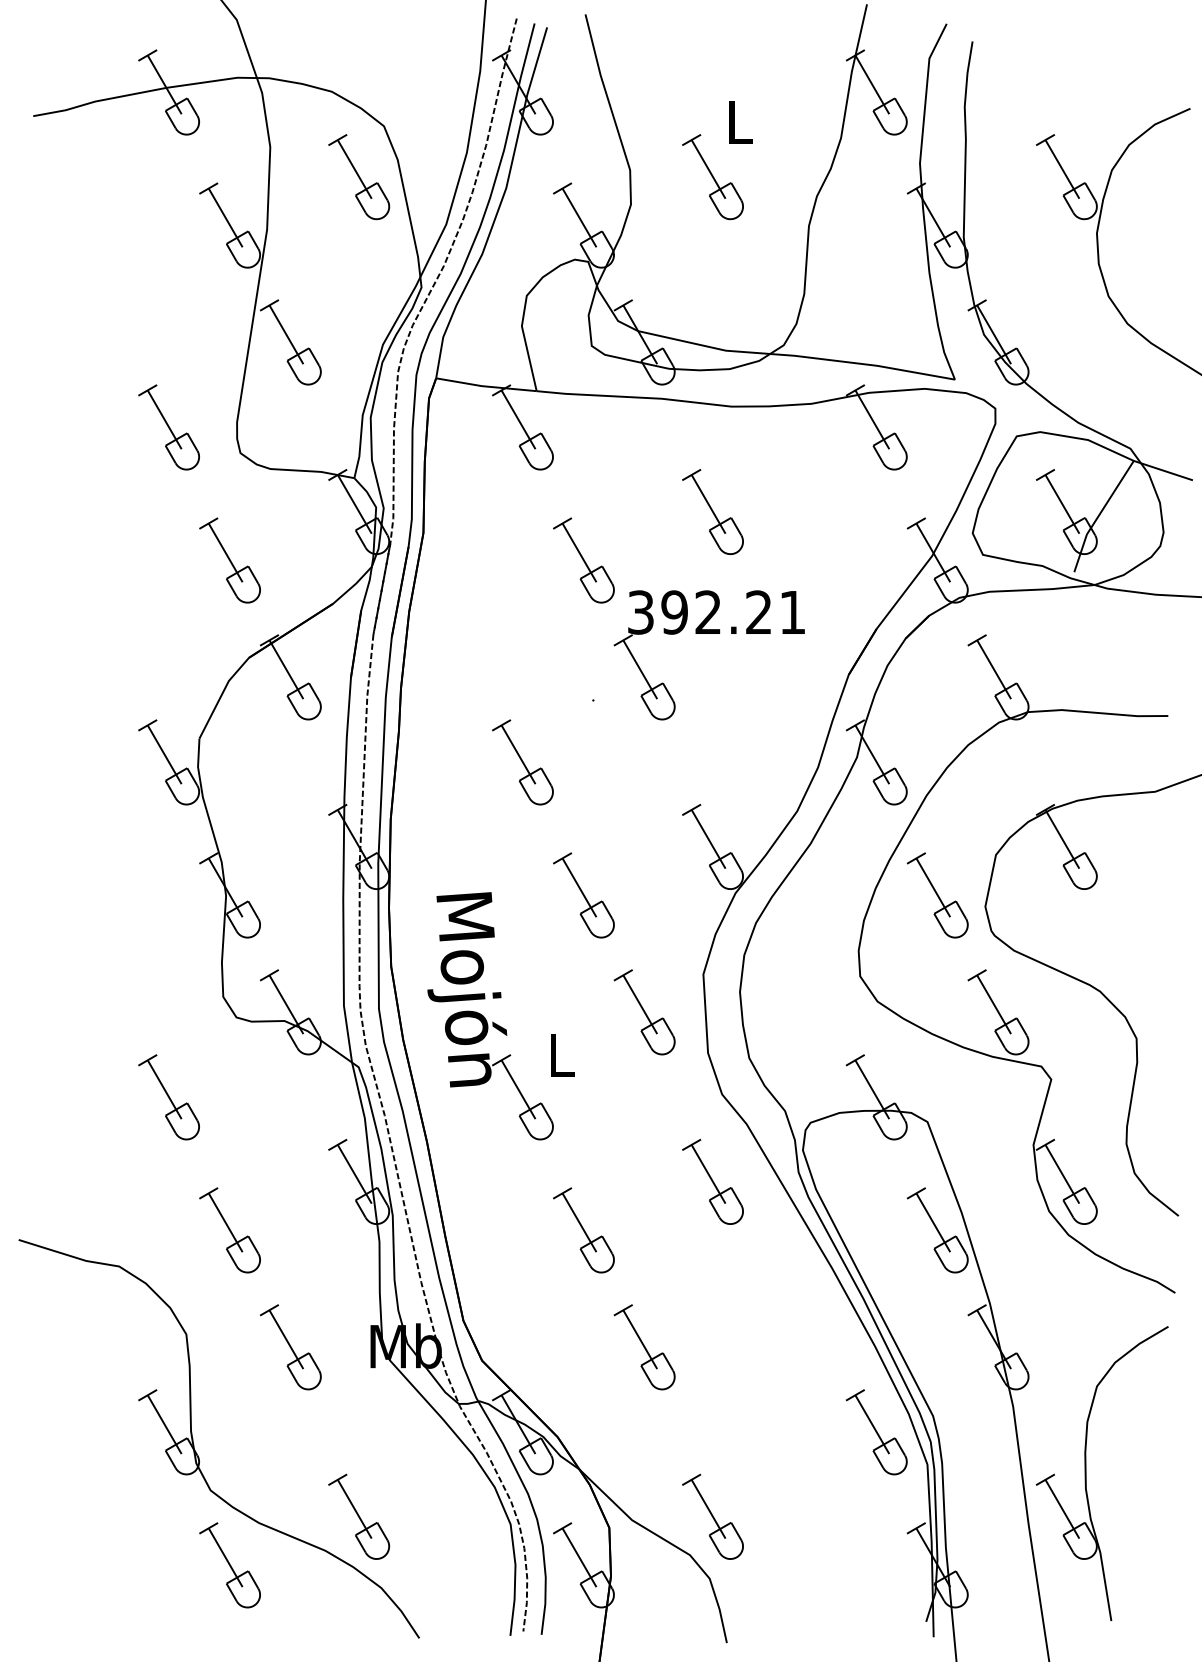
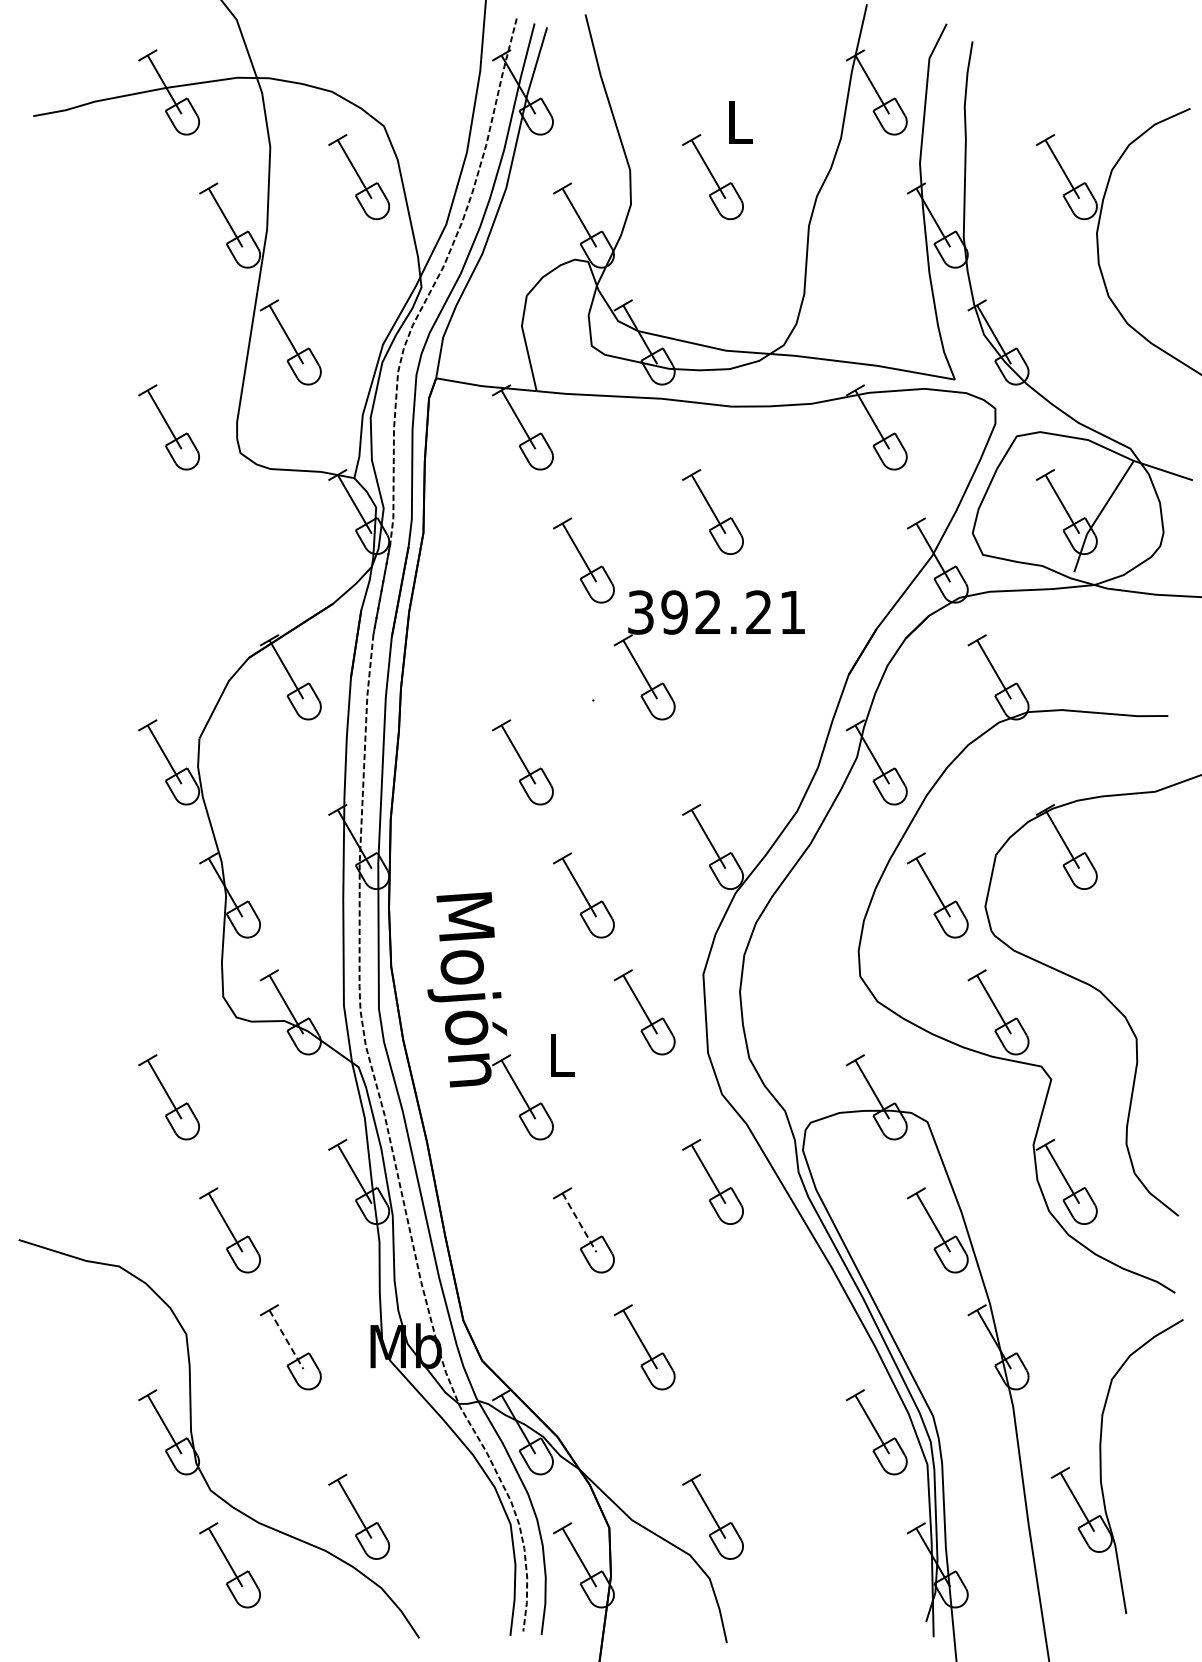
part: present -> none (229, 560)
line: solid -> dashed (579, 1222)
line: solid -> dashed (286, 1339)
part position: (1086, 1473) -> (1101, 1466) (1101, 1466)
